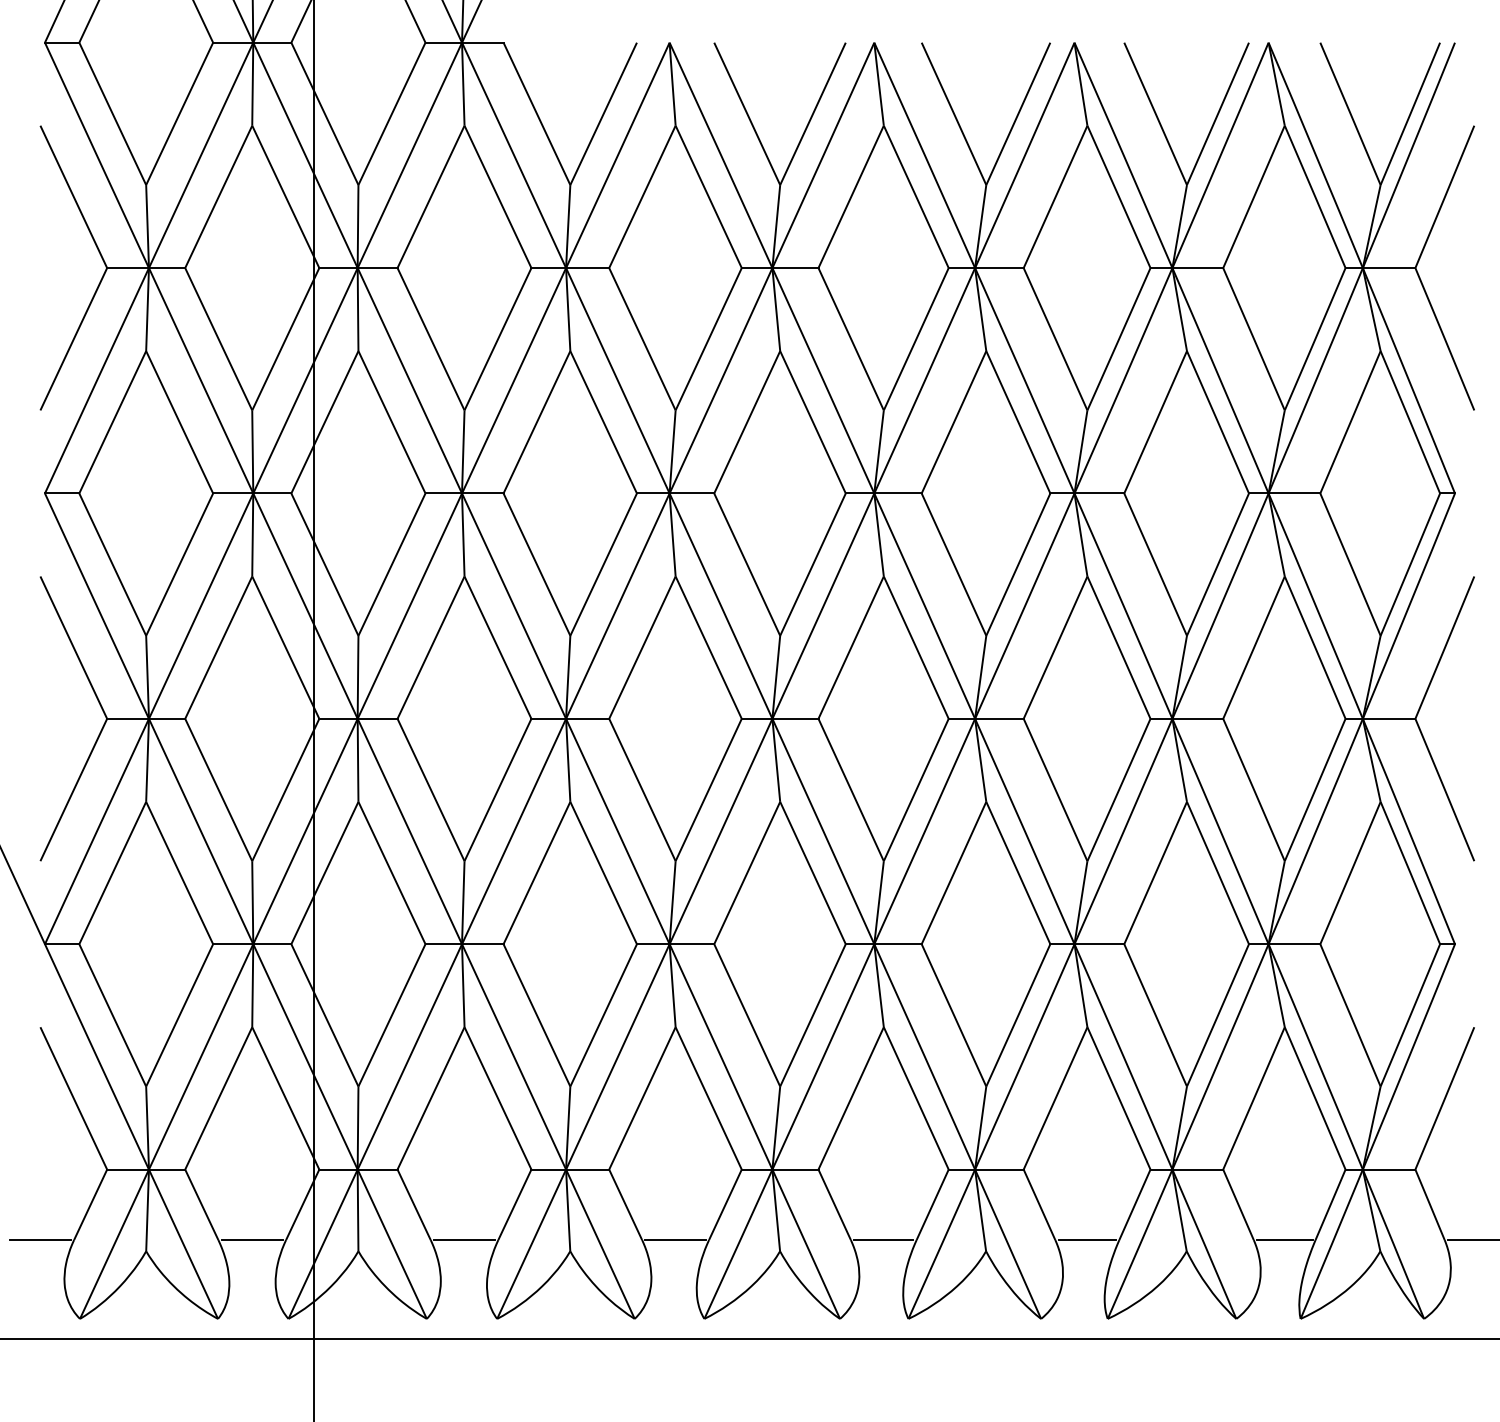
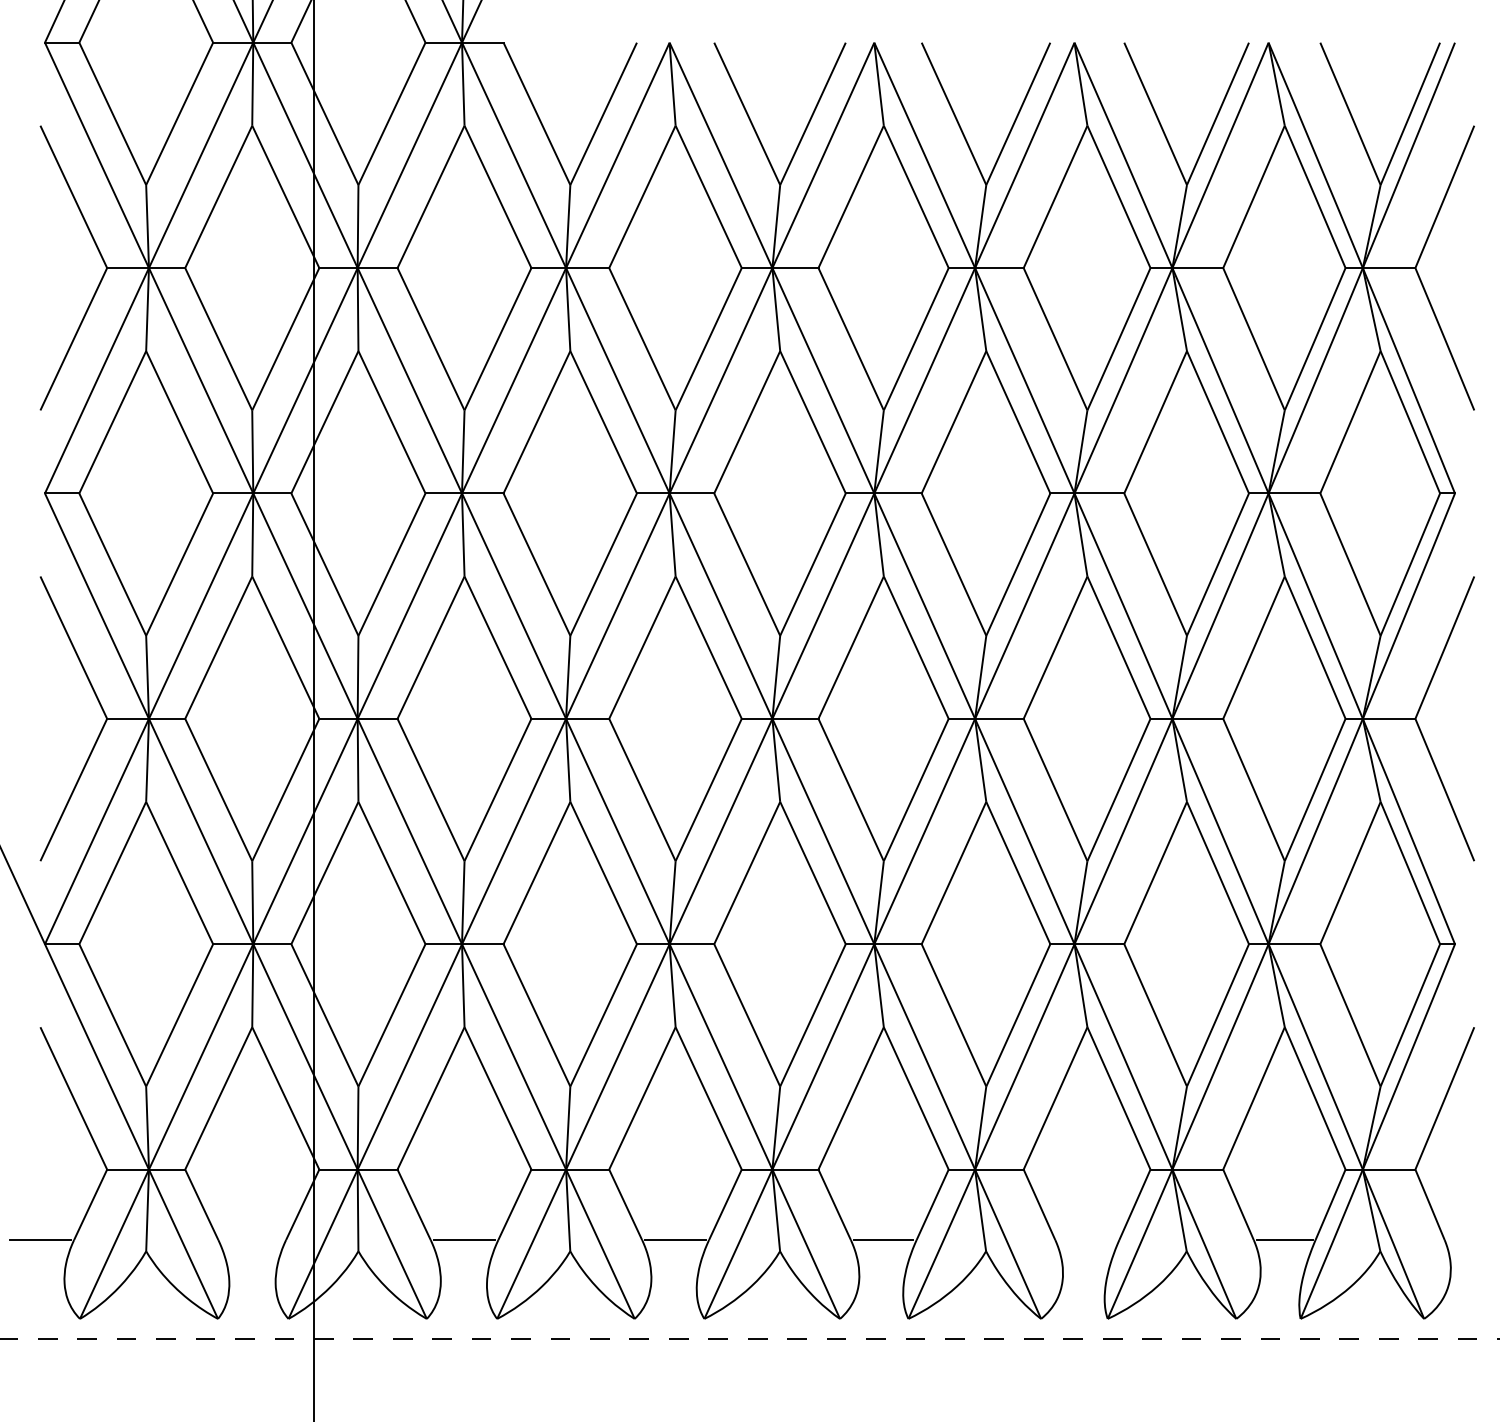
line: present -> none (251, 1240)
line: present -> none (1087, 1240)
line: present -> none (1471, 1240)
line: solid -> dashed (749, 1338)
